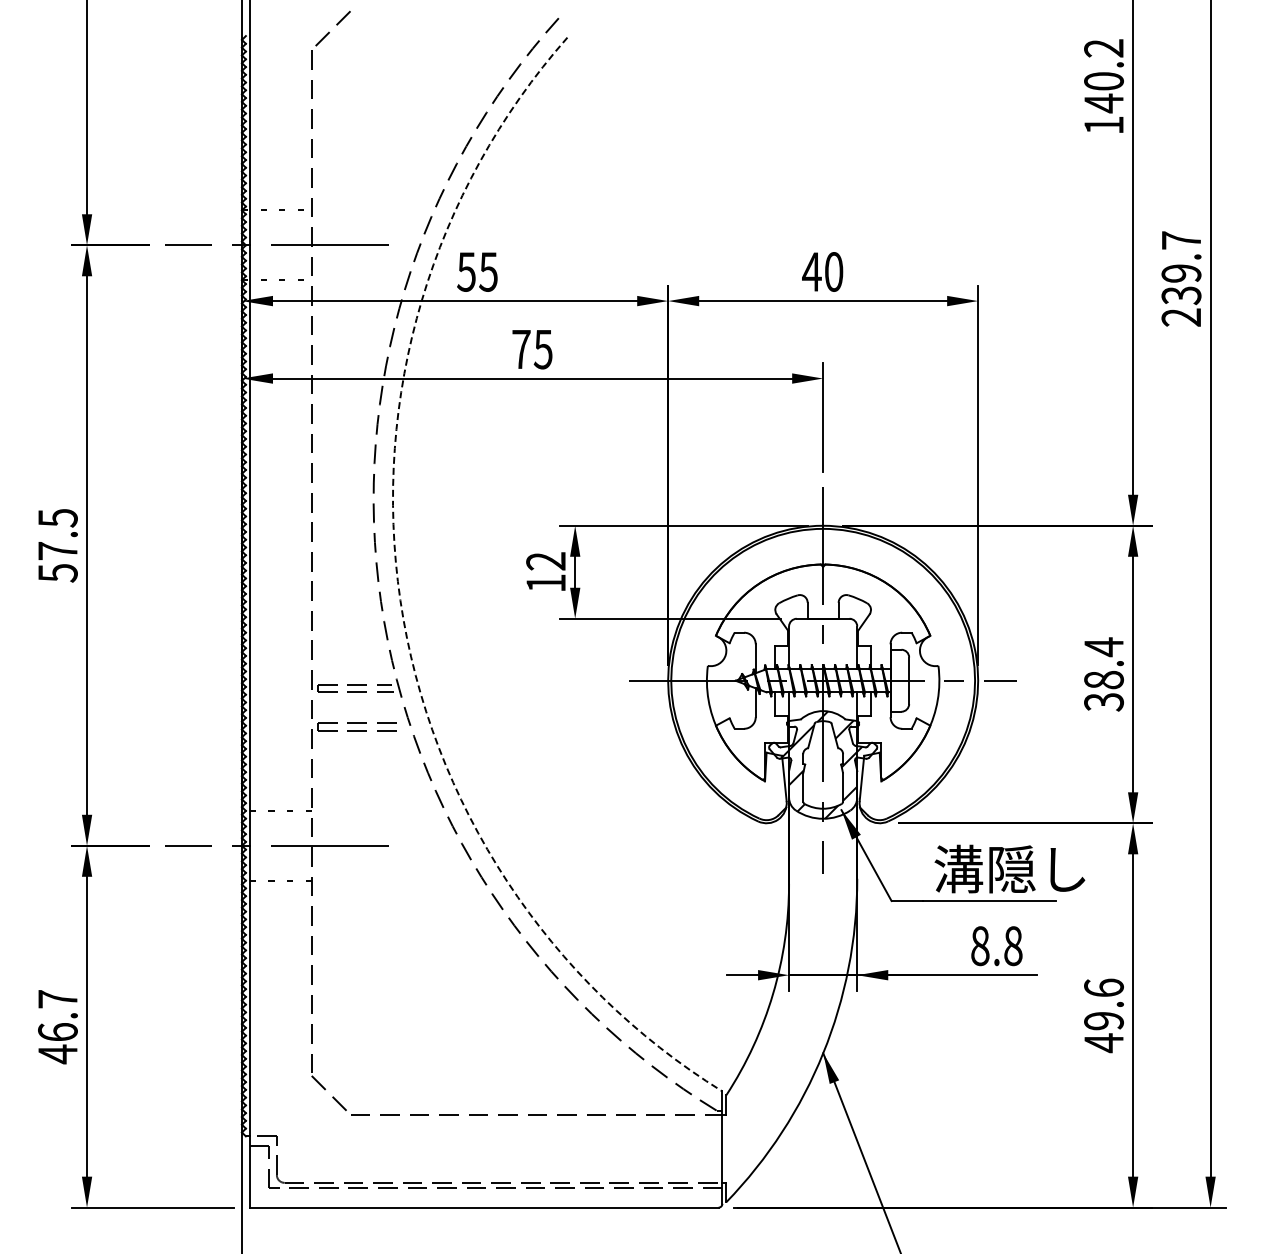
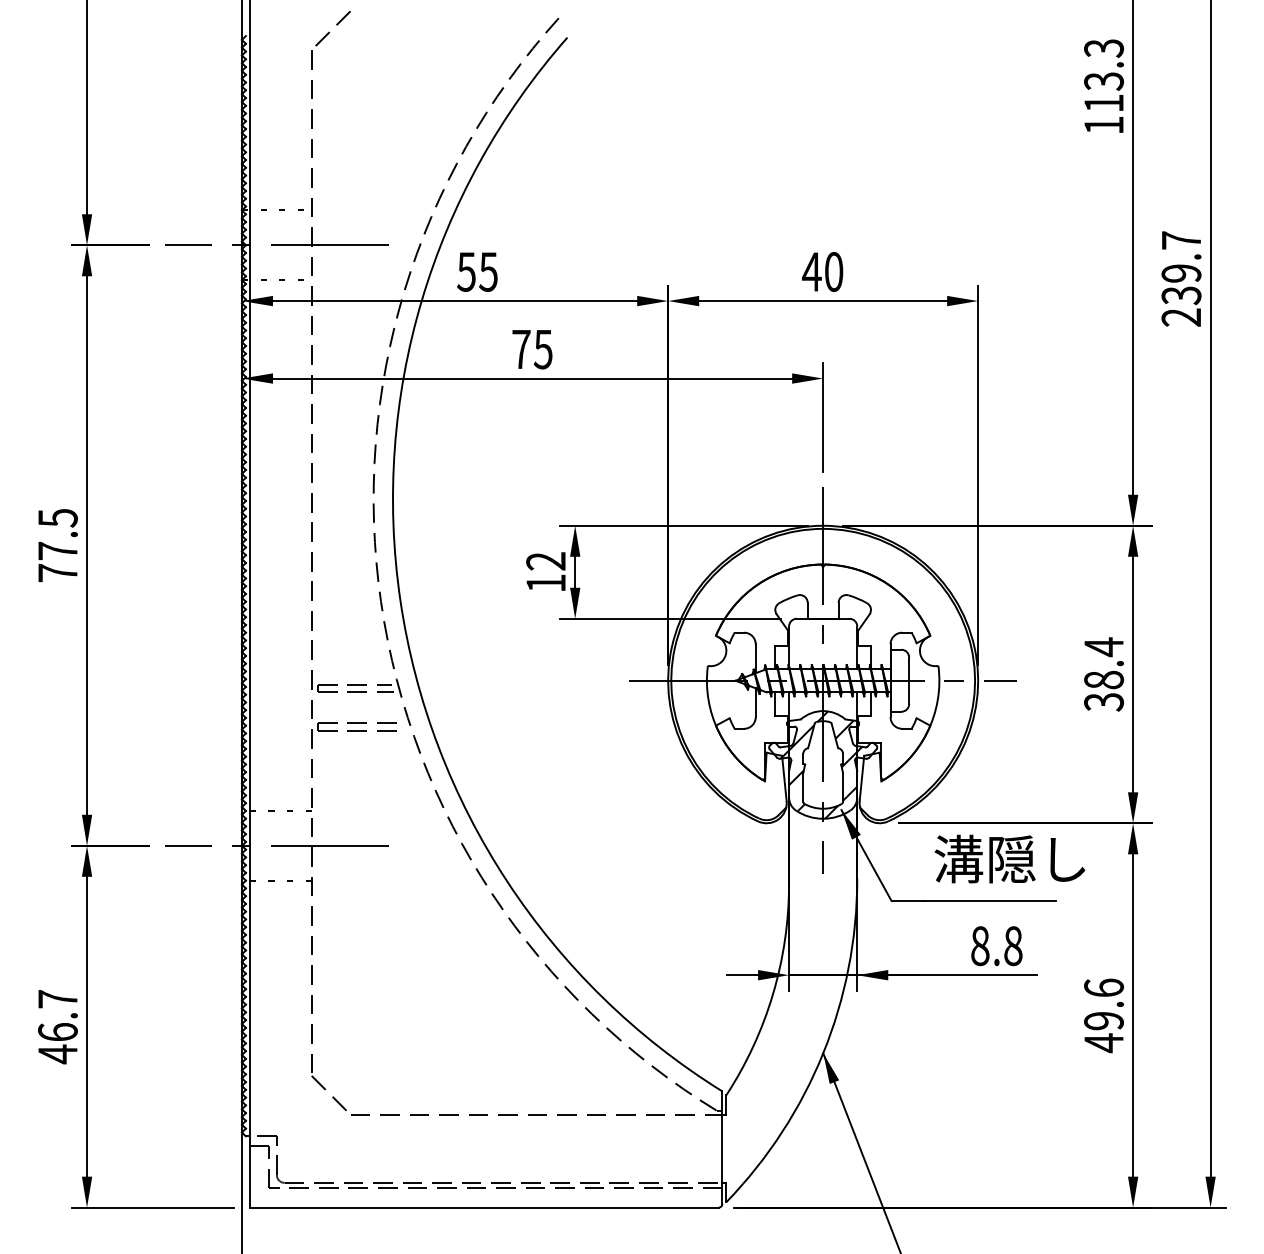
text: 140.2 -> 113.3 (1103, 76)
text: 57.5 -> 77.5 (57, 573)
arc: dashed -> solid (400, 600)
text position: (1009, 868) -> (1009, 858) (1009, 858)
